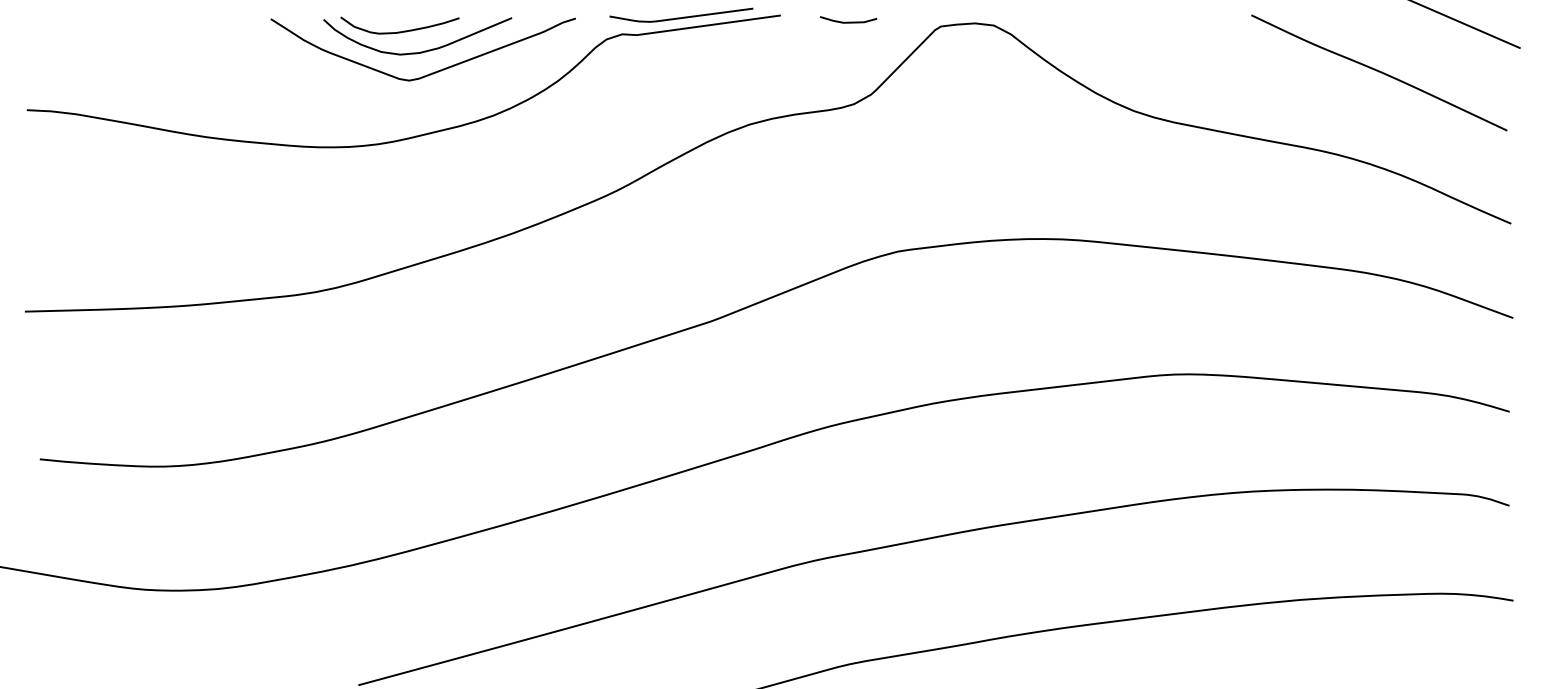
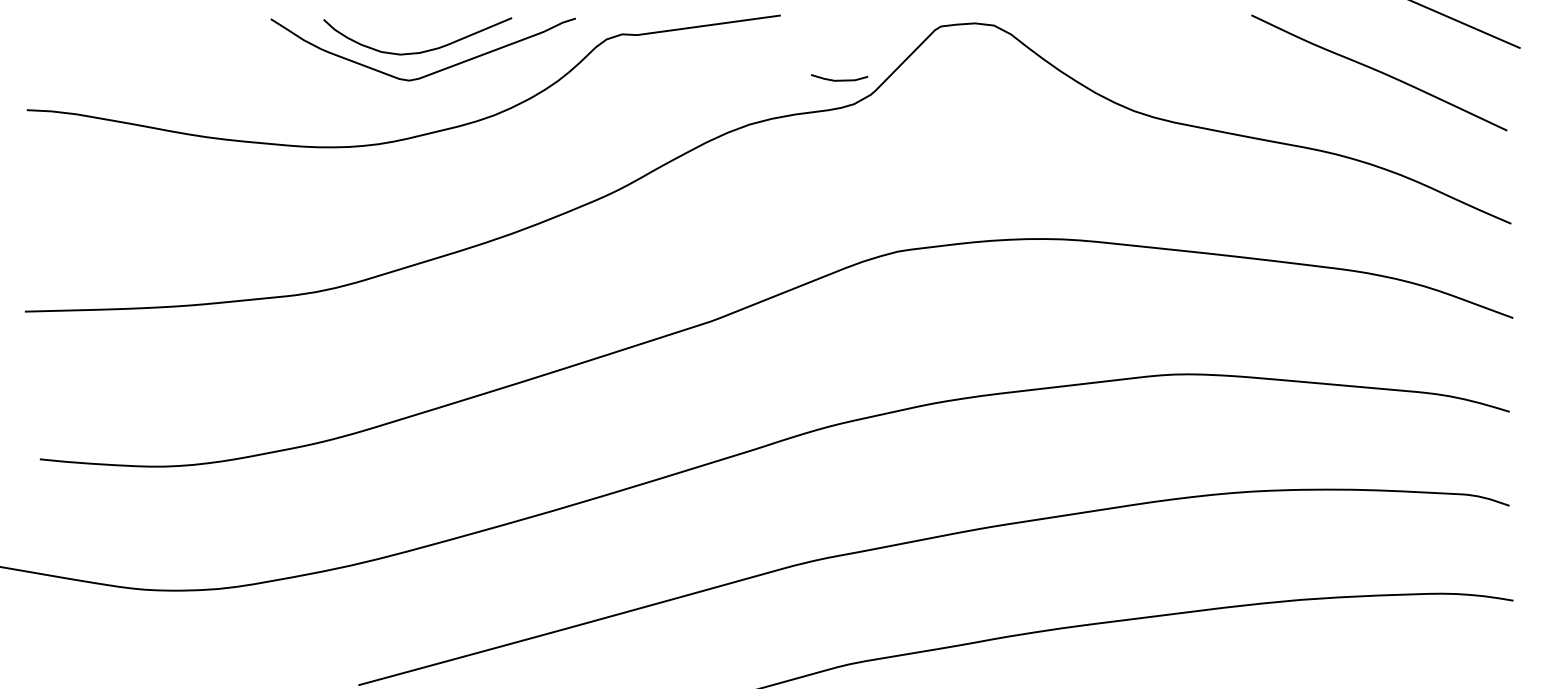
curve: present -> none (683, 16)
line position: (848, 21) -> (839, 79) (839, 79)
curve: present -> none (399, 31)
